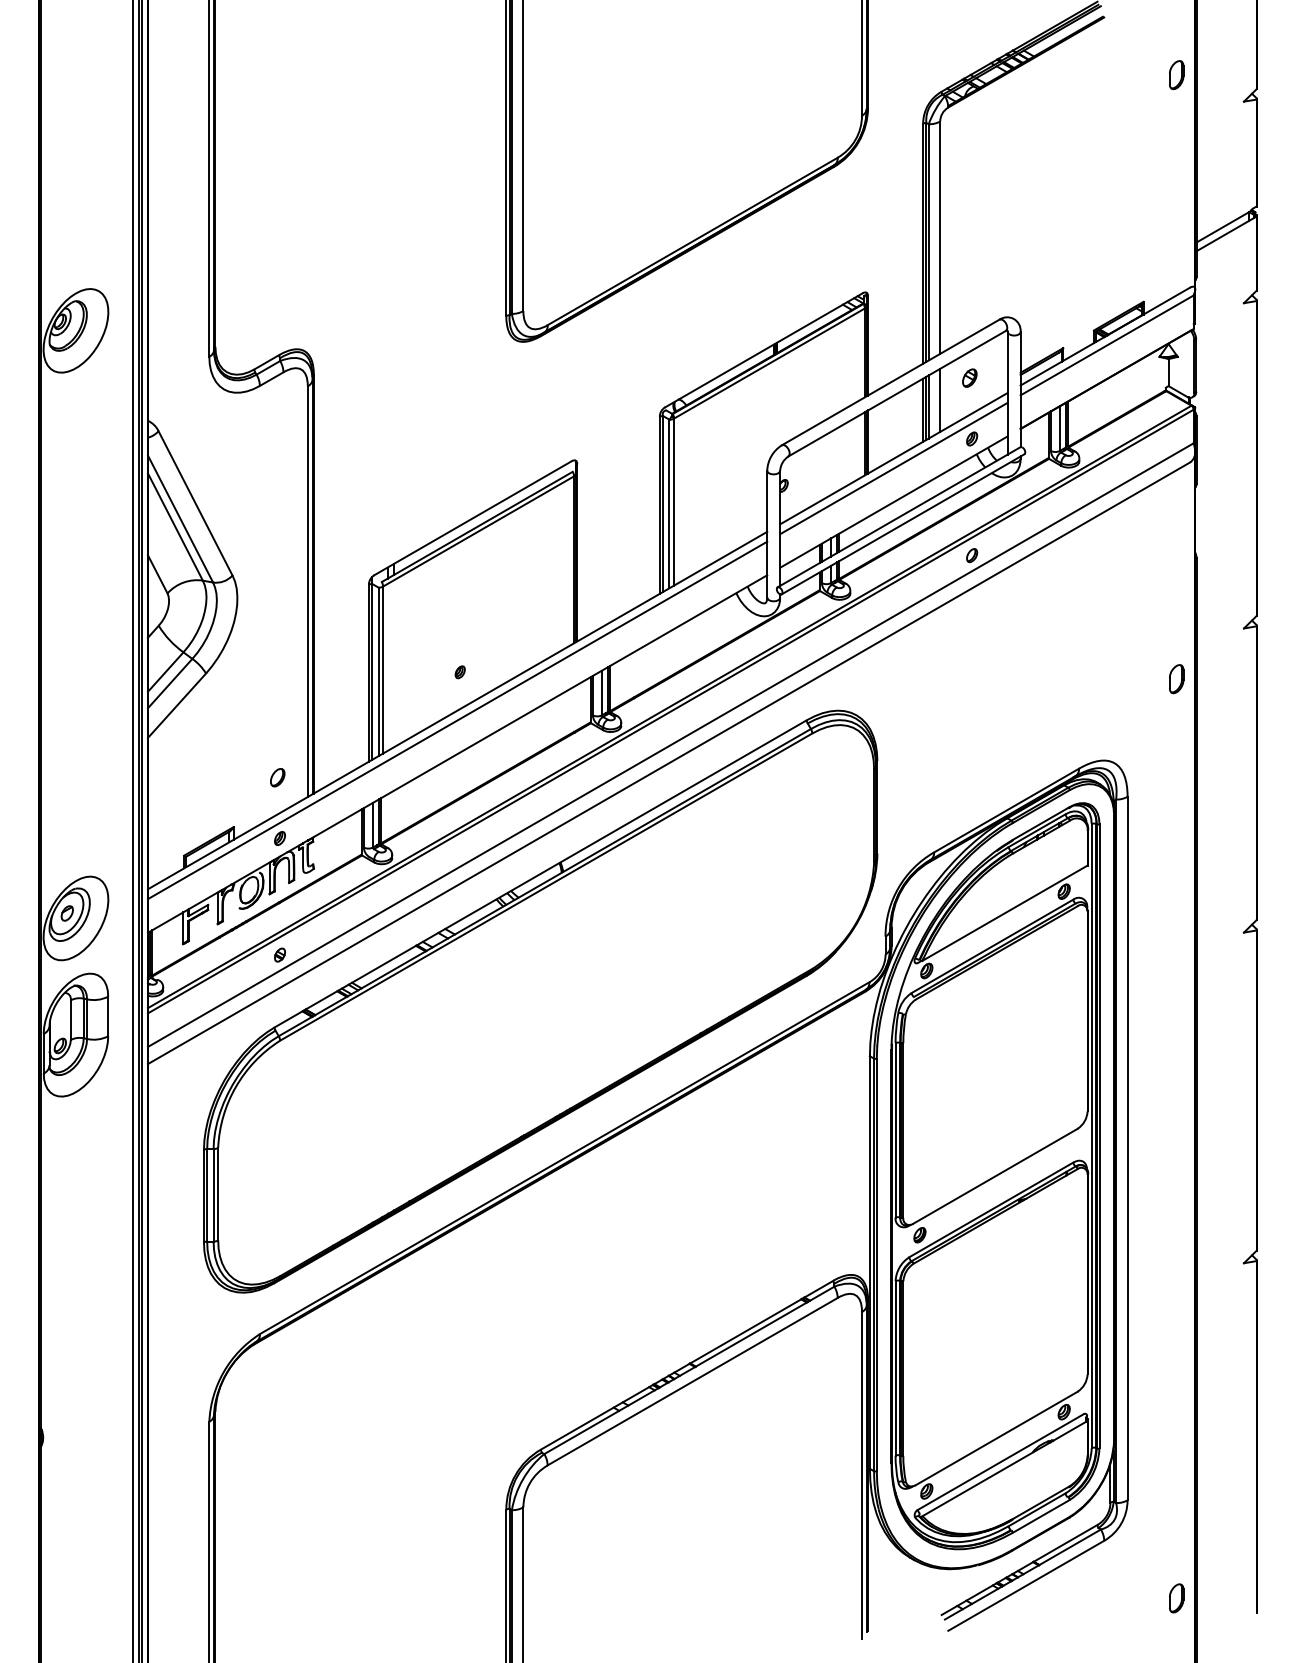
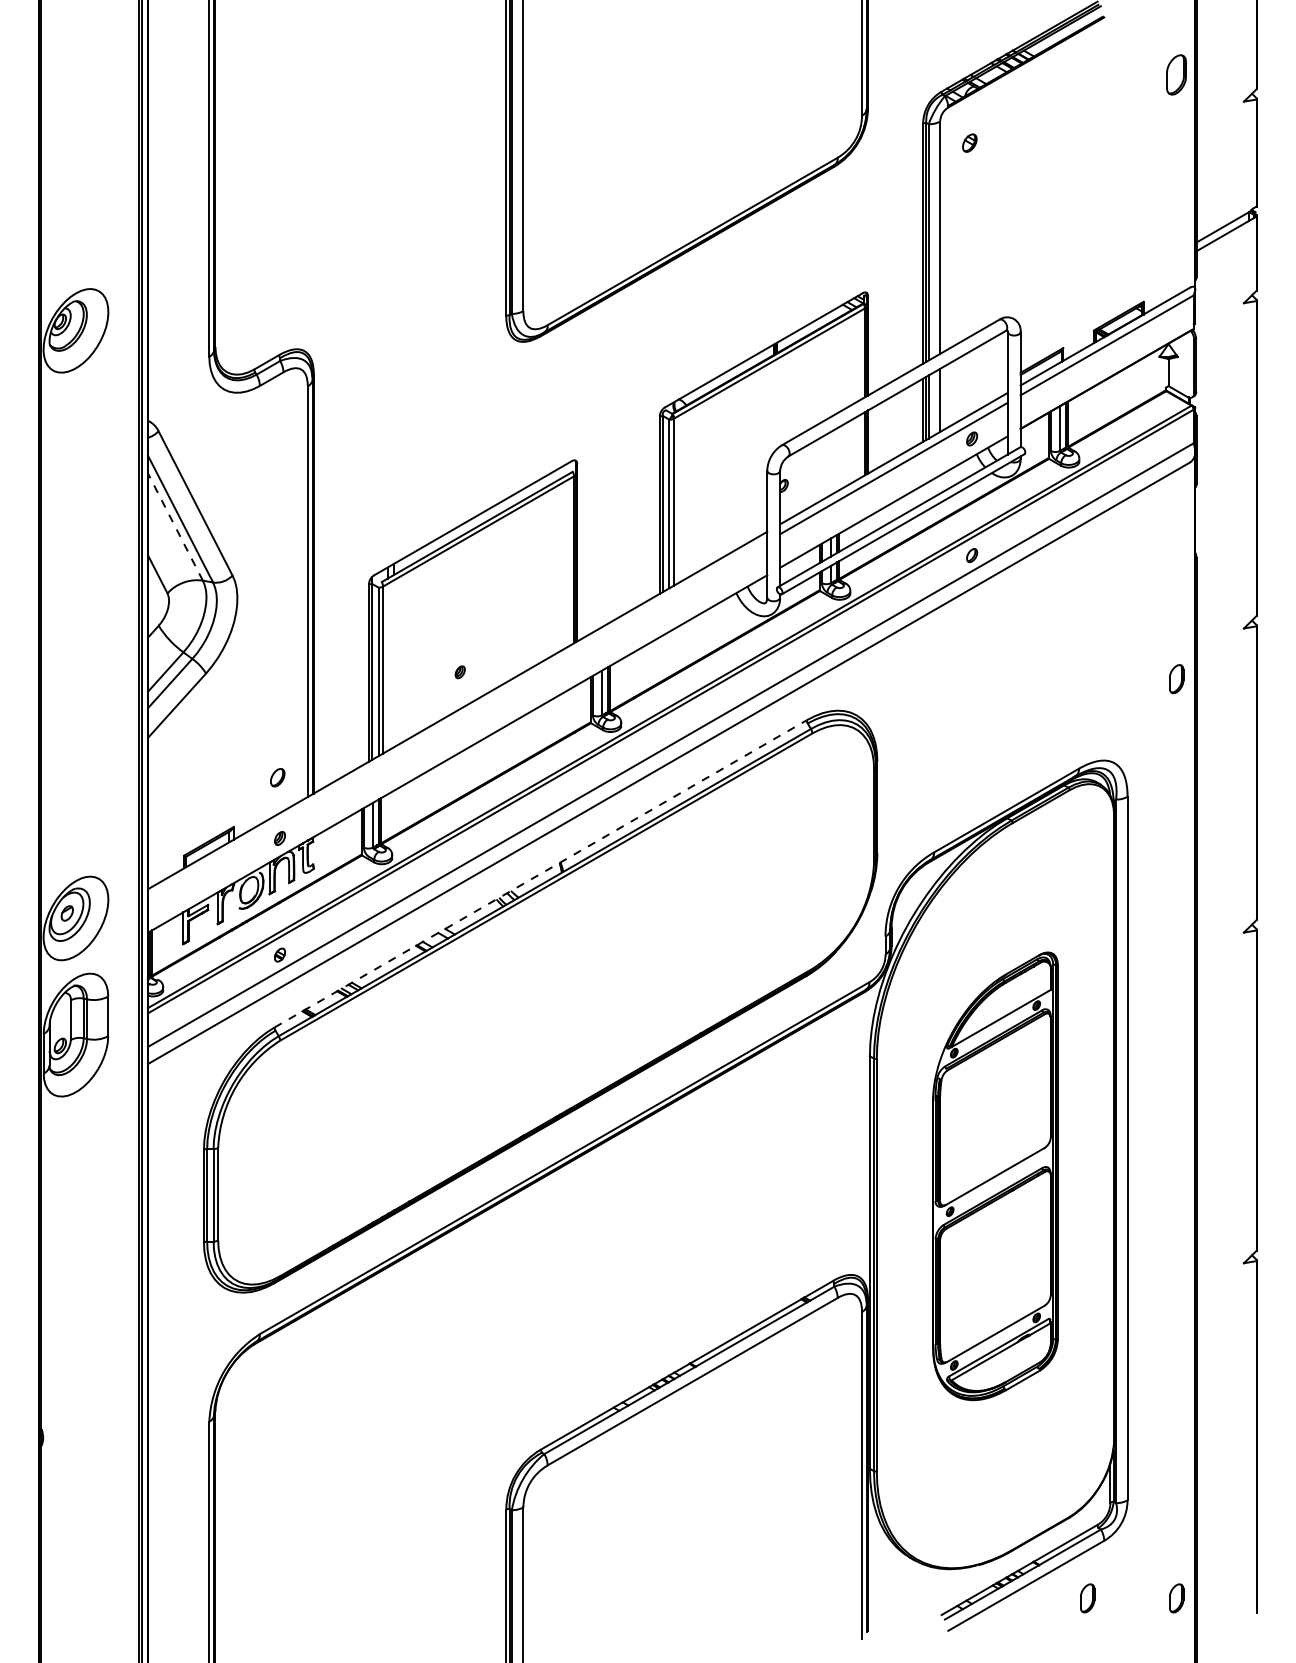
part size: 16x31 px -> 21x42 px (1176, 74)
part position: (969, 377) -> (969, 142) (969, 142)
line: solid -> dashed (175, 526)
line: present -> none (457, 720)
line: present -> none (133, 830)
line: solid -> dashed (541, 873)
part size: 211x749 px -> 127x451 px (995, 1176)
part: none -> present (1087, 1598)
